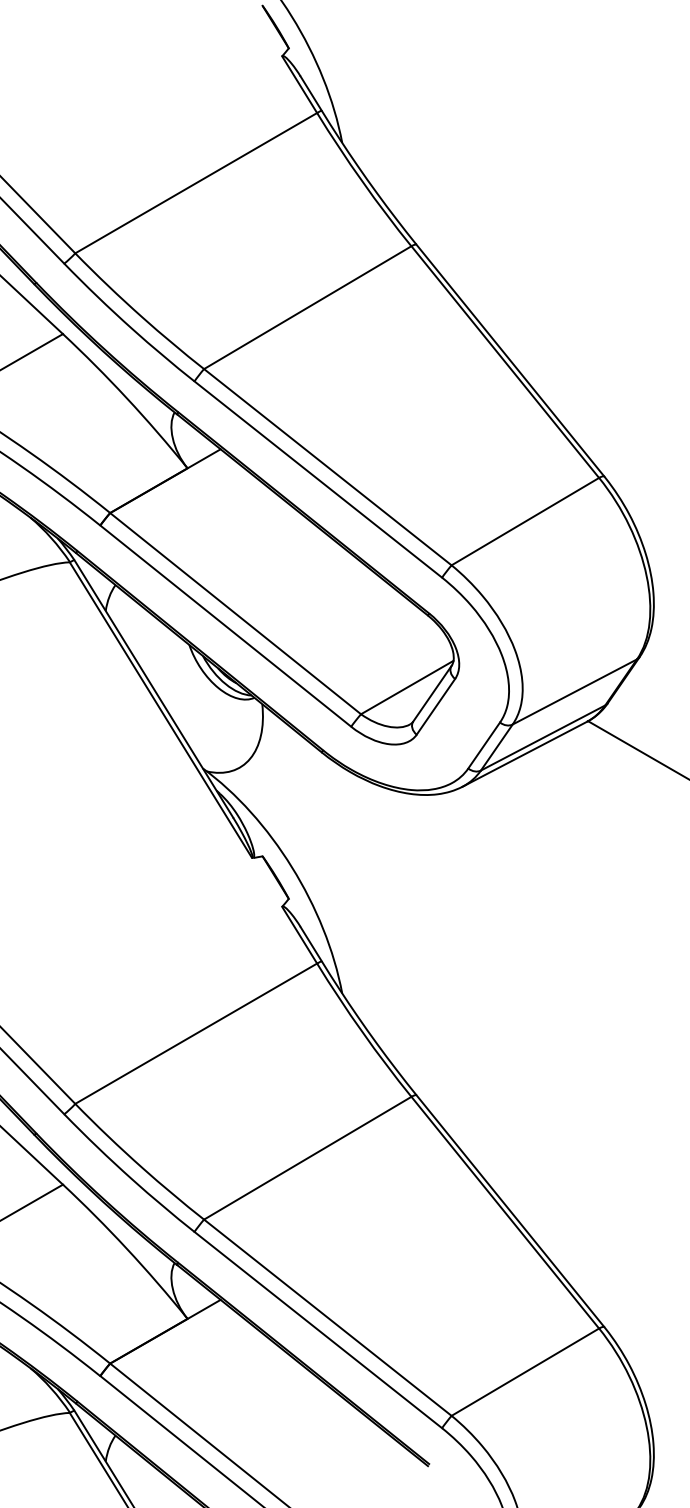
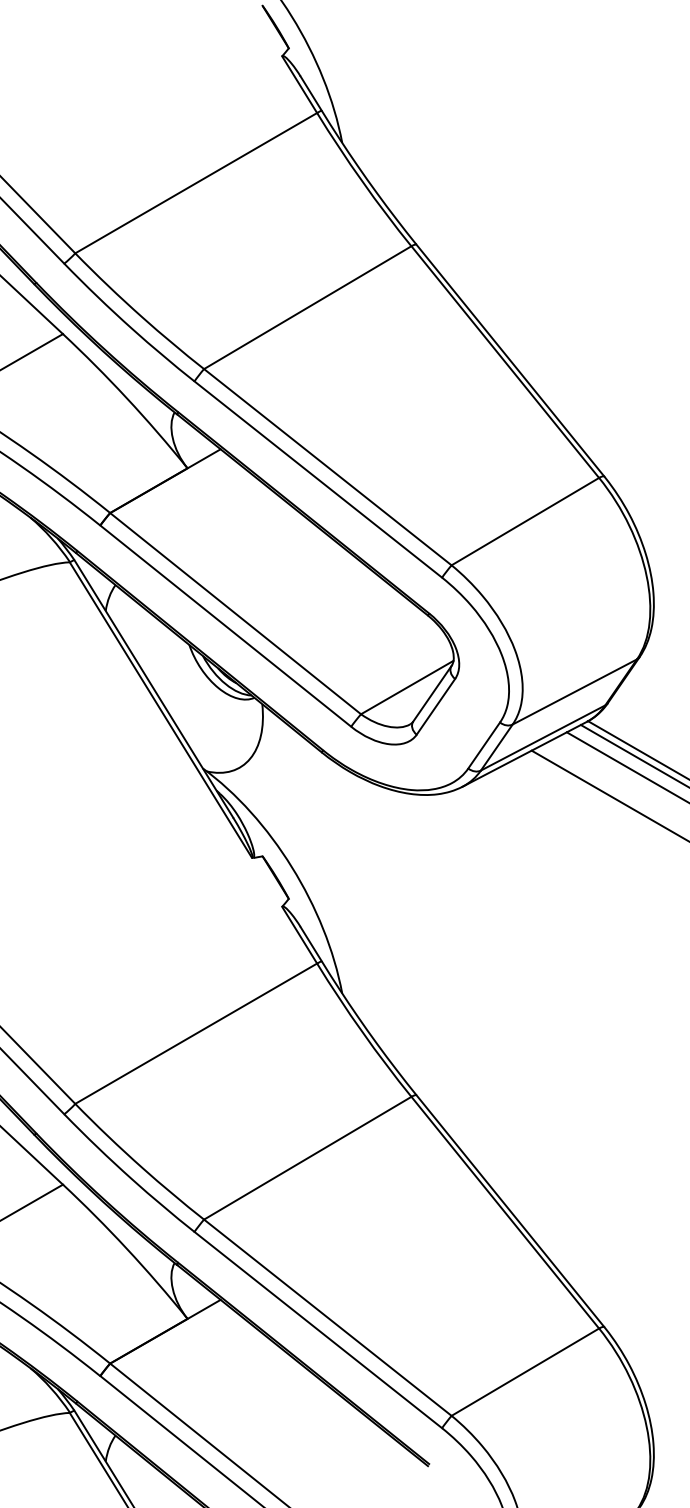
line: none -> present (633, 755)
line: none -> present (626, 766)
line: none -> present (608, 795)
